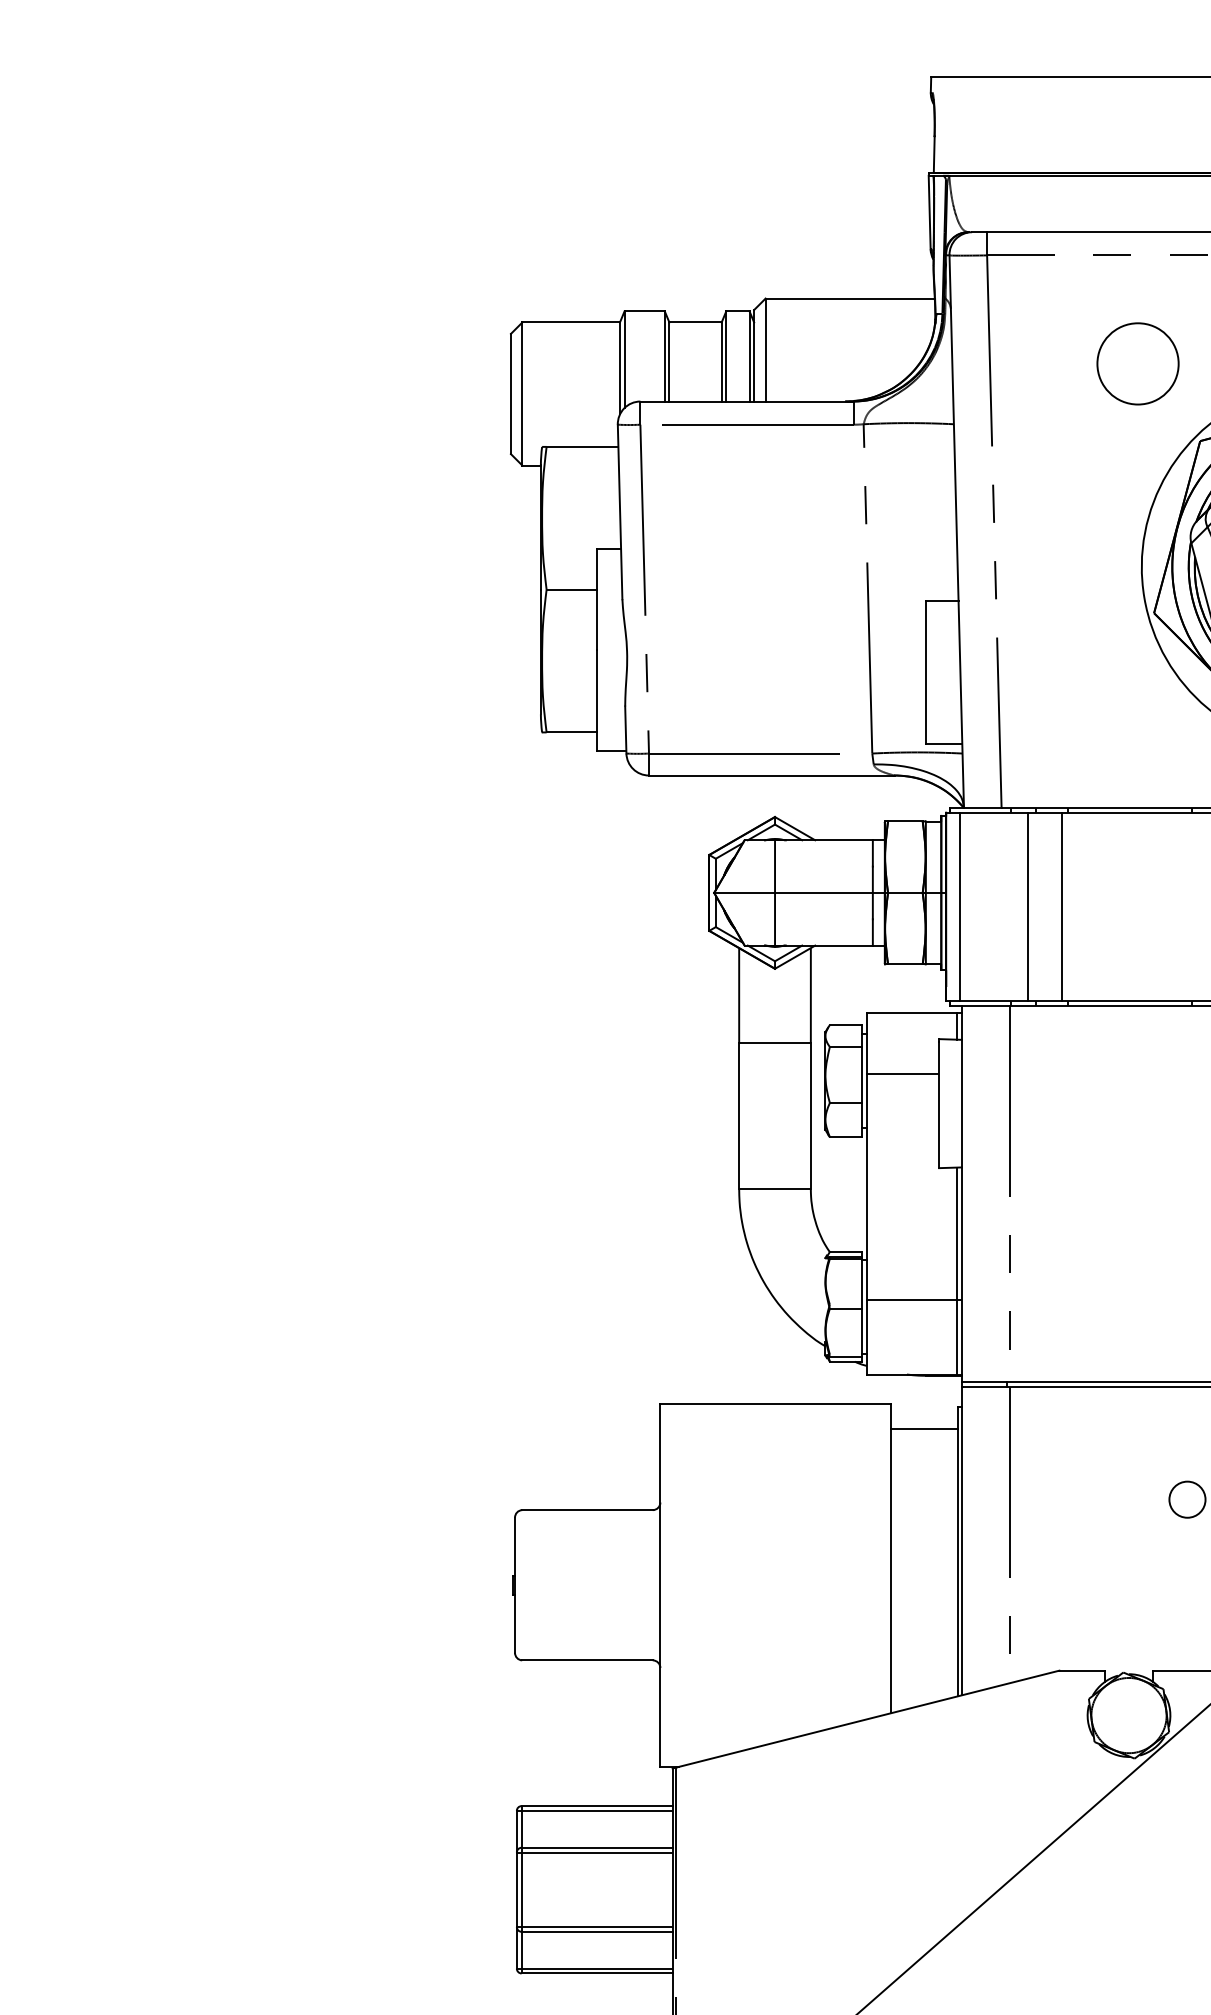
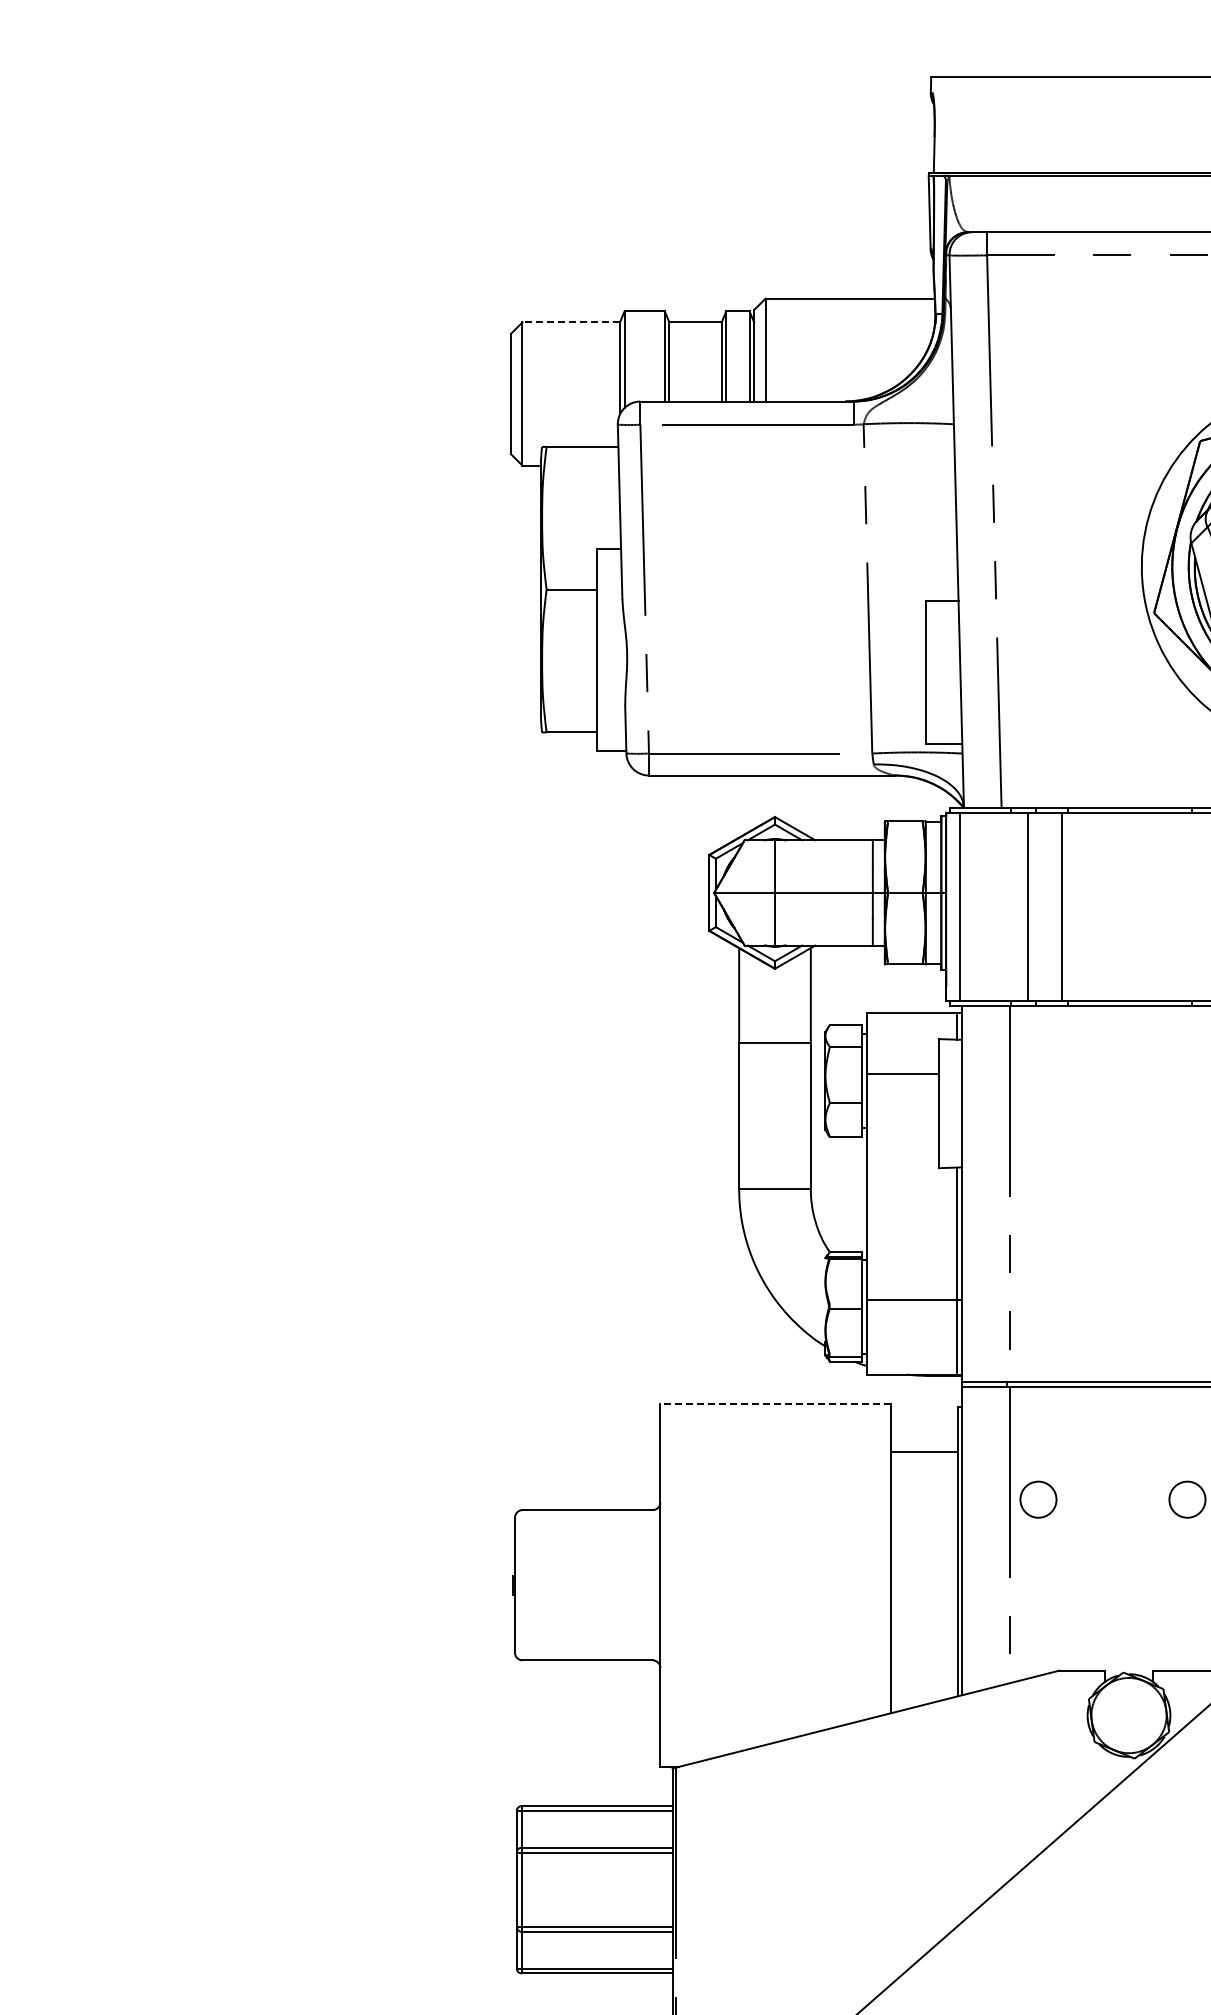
line: solid -> dashed (571, 322)
circle: present -> none (1137, 363)
line: solid -> dashed (775, 1403)
line position: (924, 1428) -> (924, 1451) (924, 1451)
circle: none -> present (1038, 1499)
